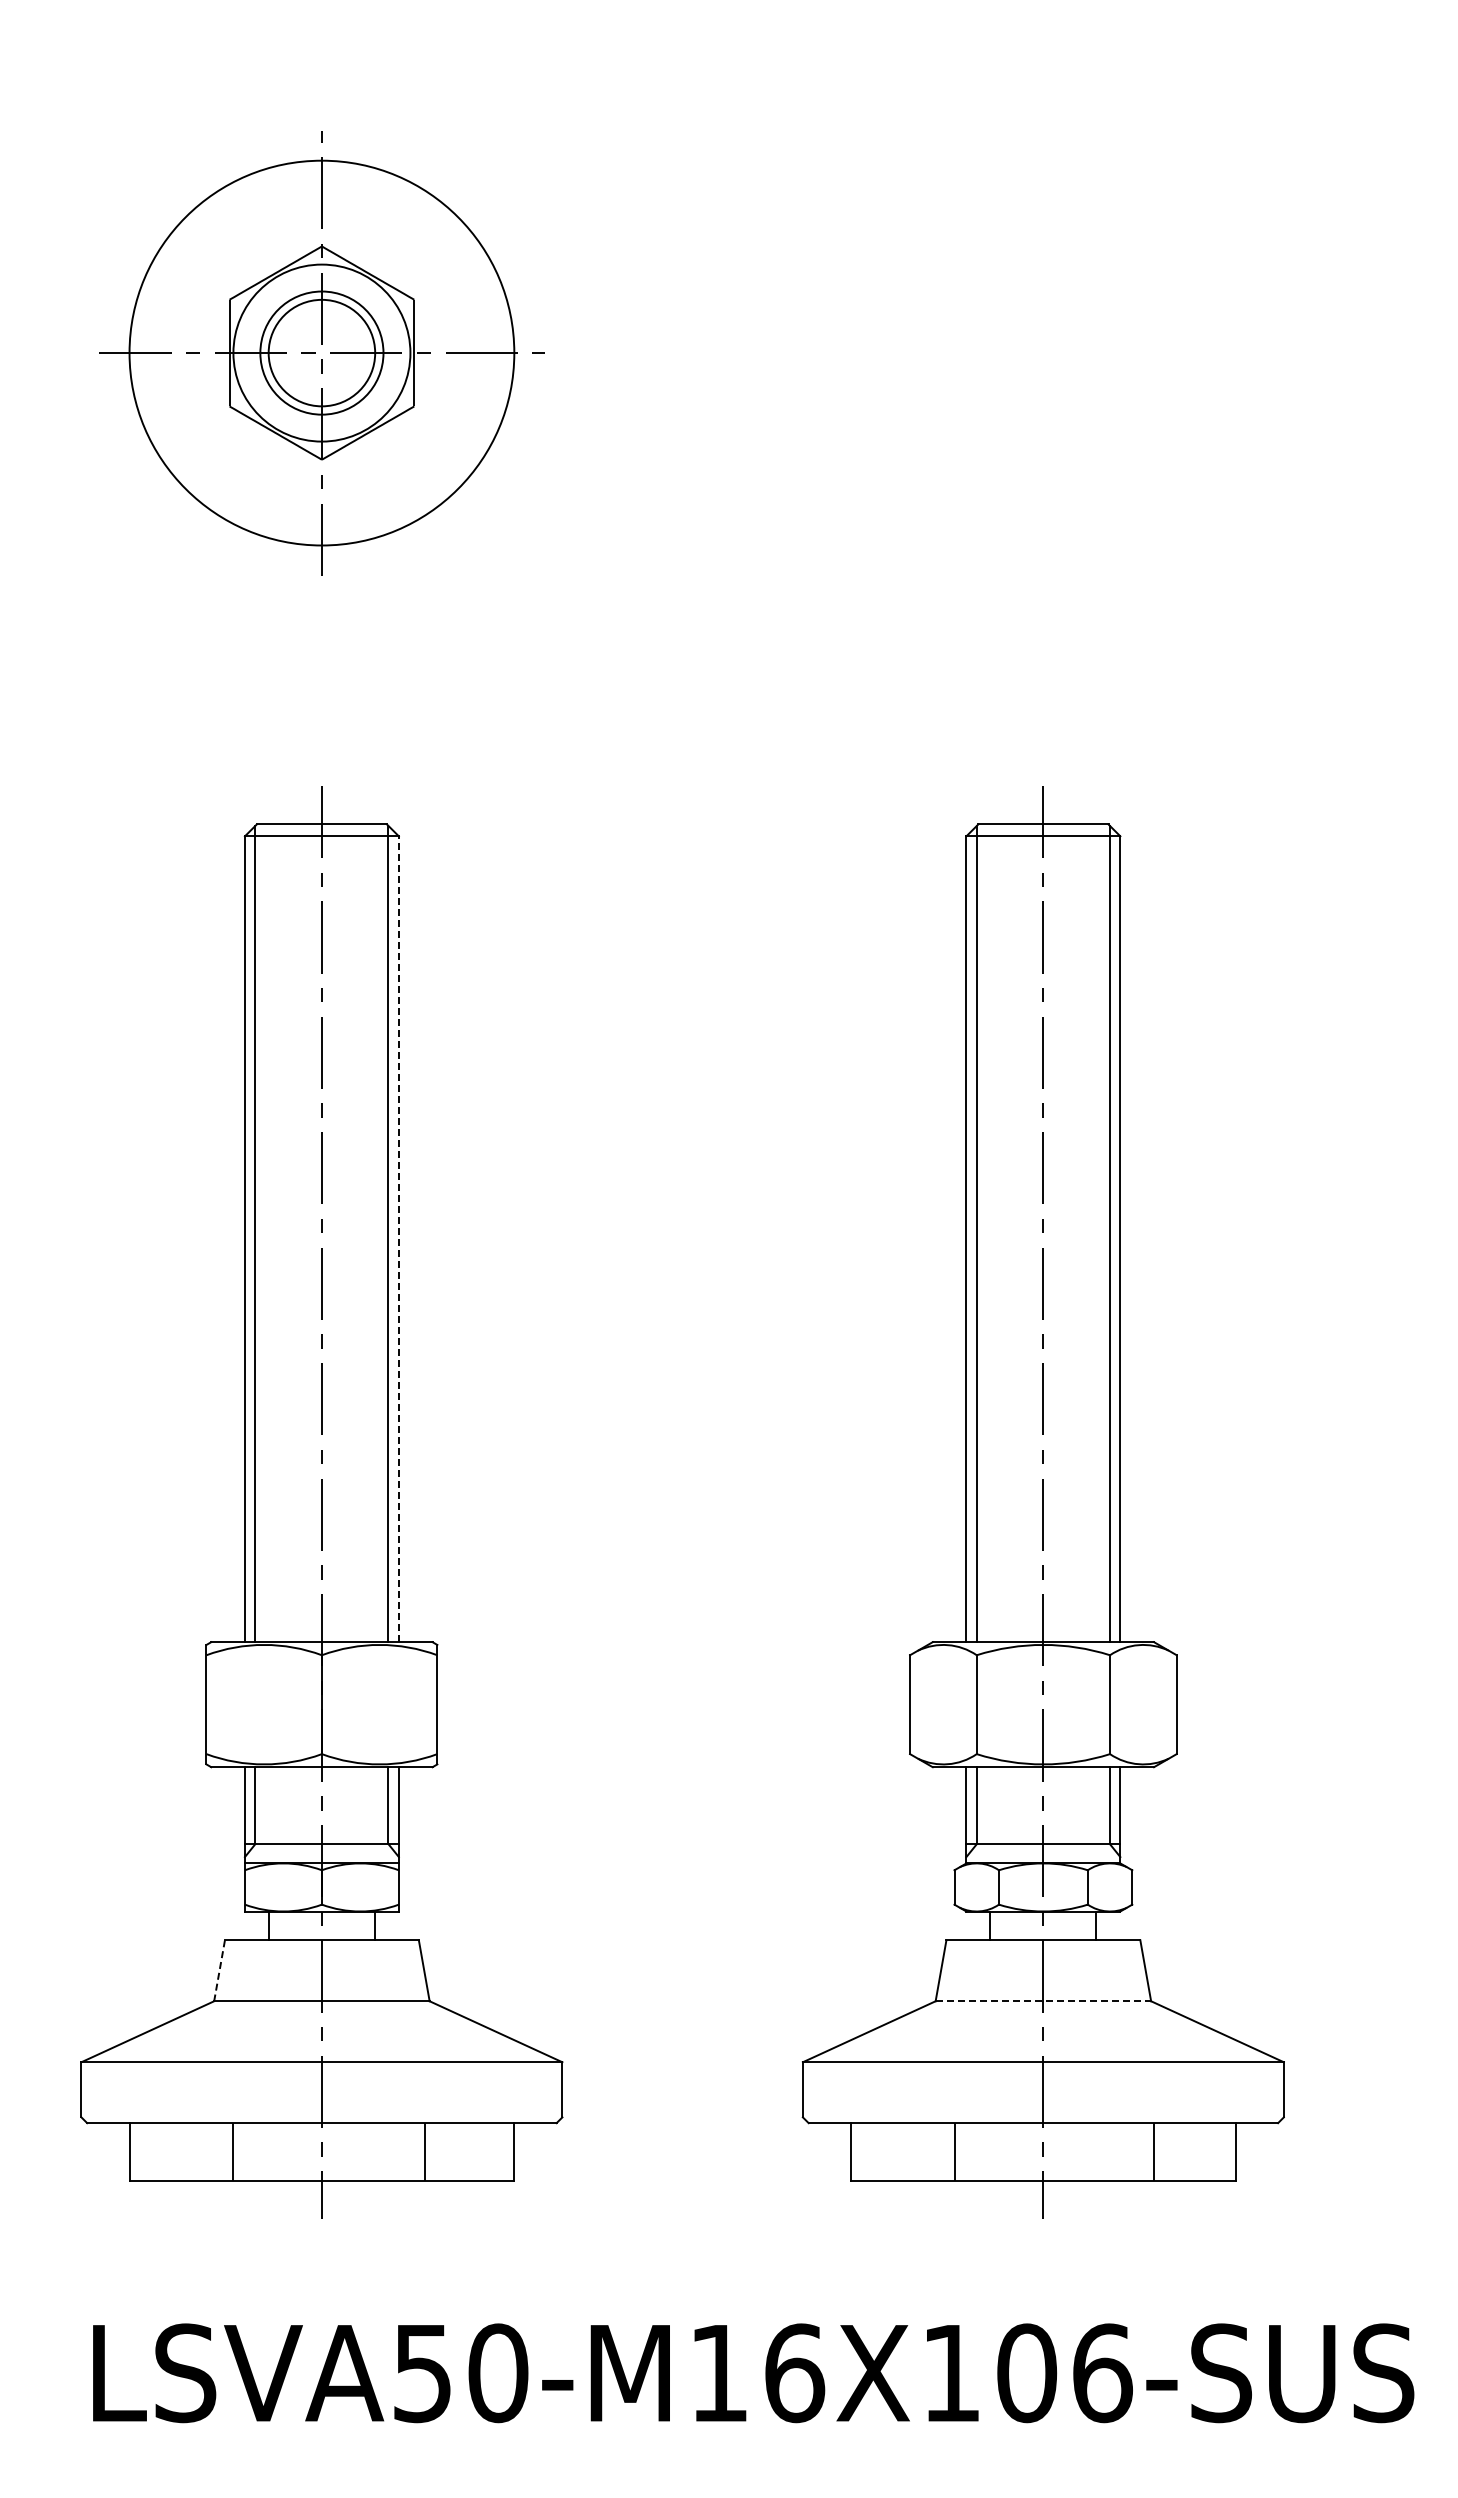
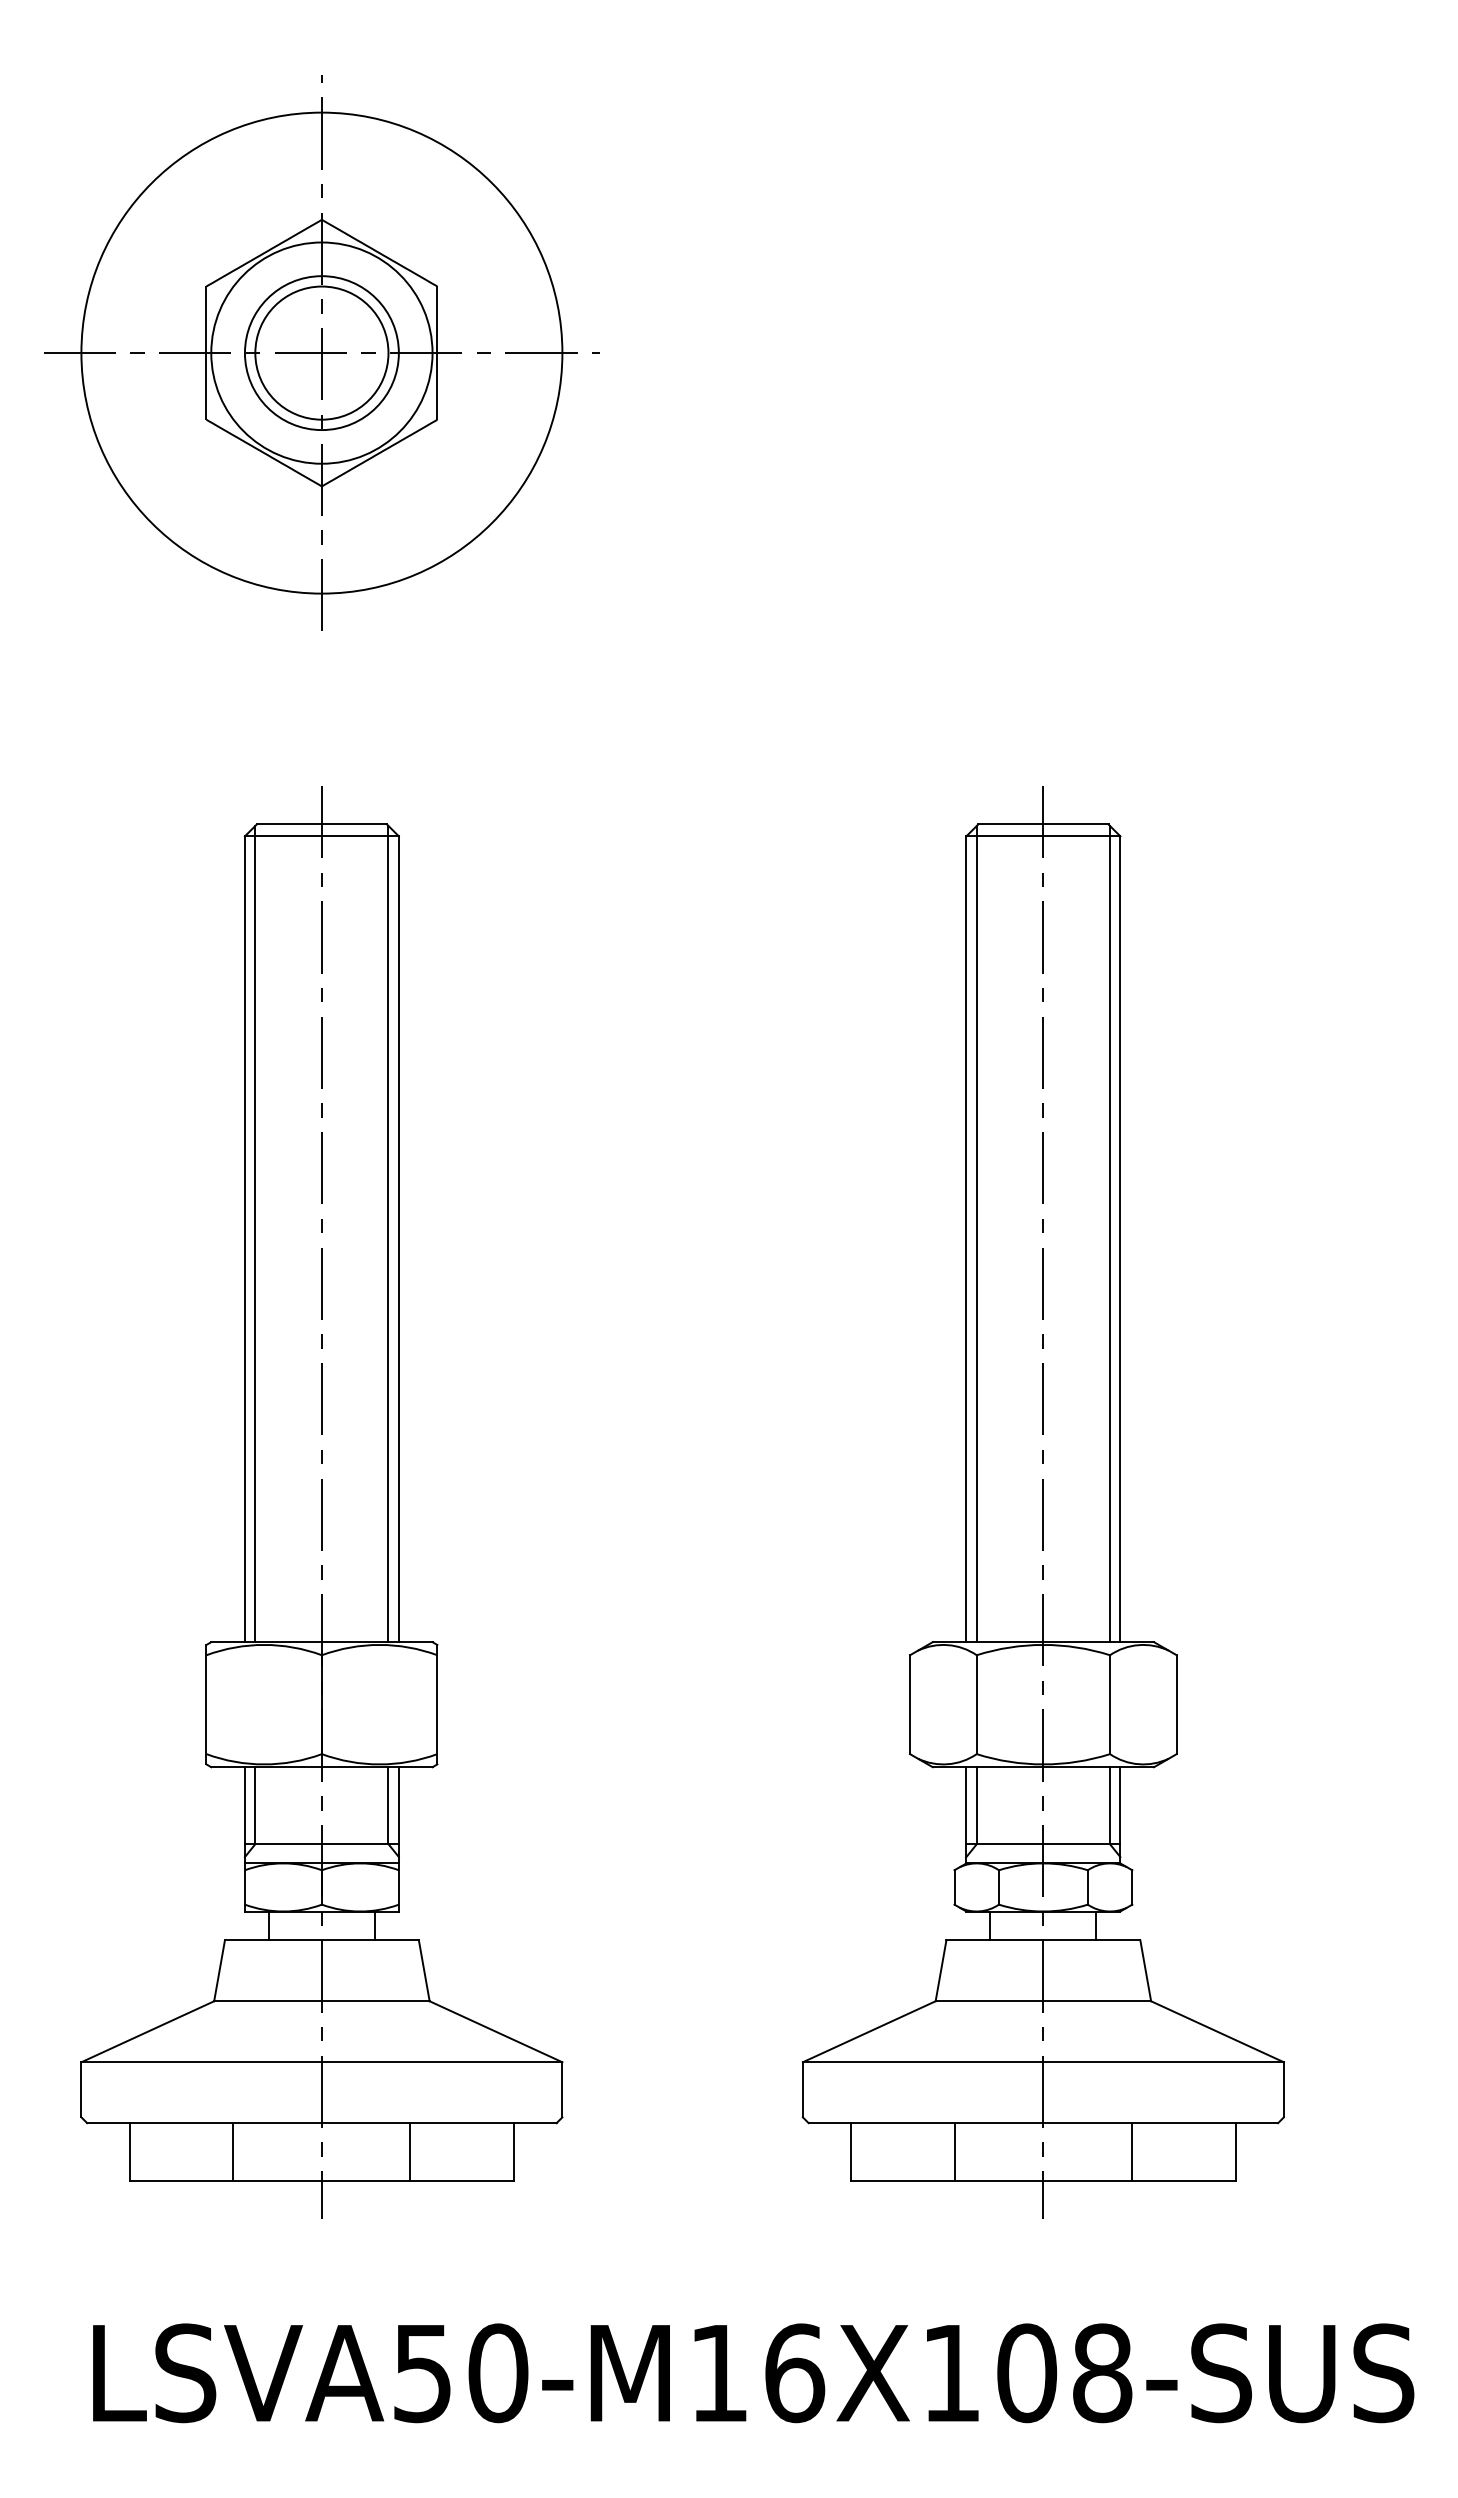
part size: 446x445 px -> 556x556 px (321, 352)
line: dashed -> solid (398, 1239)
line: dashed -> solid (219, 1970)
line: dashed -> solid (1043, 2001)
line position: (425, 2151) -> (410, 2151) (410, 2151)
line position: (1153, 2151) -> (1131, 2151) (1131, 2151)
text: LSVA50-M16X106-SUS -> LSVA50-M16X108-SUS (1102, 2373)
